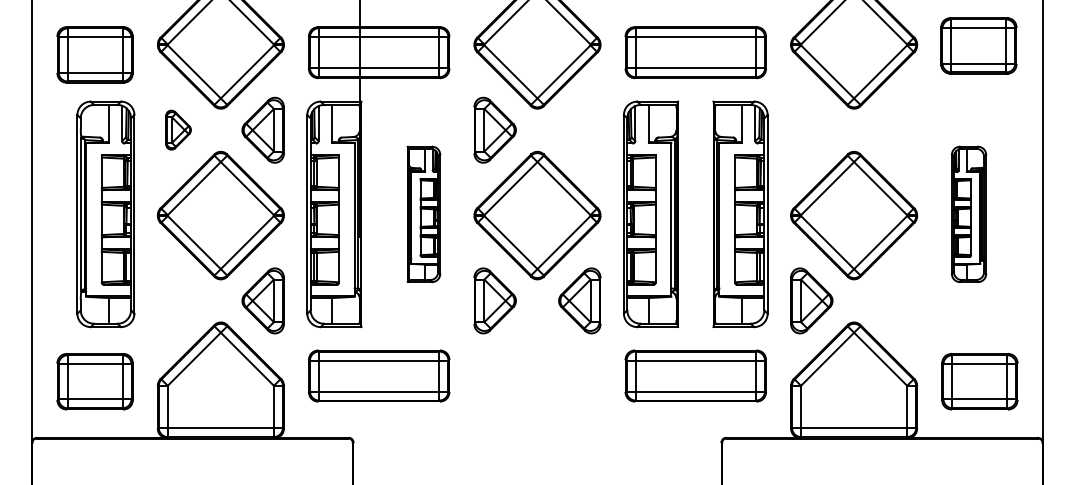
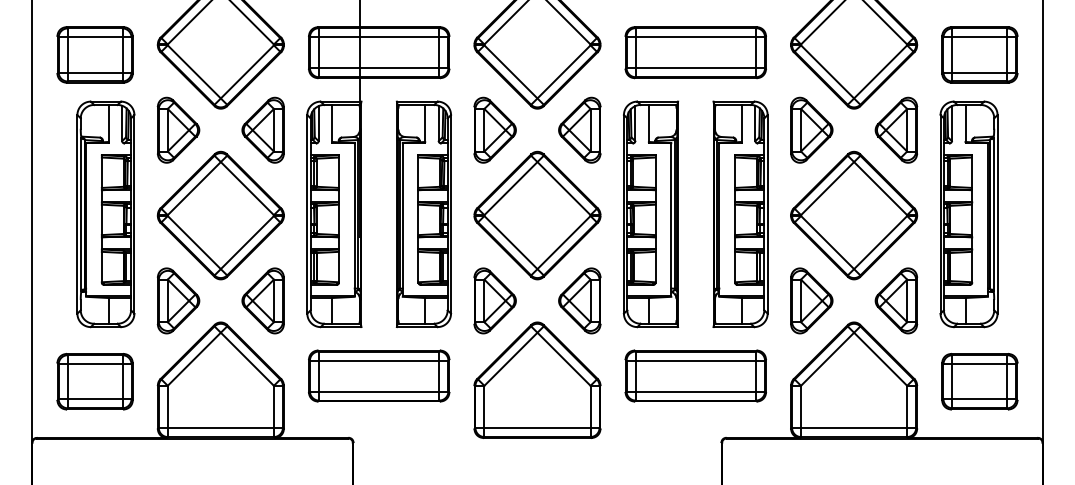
part position: (978, 45) -> (979, 54) (979, 54)
part size: 27x42 px -> 45x68 px (178, 129)
part: none -> present (579, 129)
part: none -> present (811, 129)
part: none -> present (896, 129)
part size: 36x139 px -> 58x229 px (423, 214)
part size: 38x139 px -> 60x229 px (968, 214)
part: none -> present (178, 300)
part: none -> present (896, 300)
part: none -> present (537, 379)
